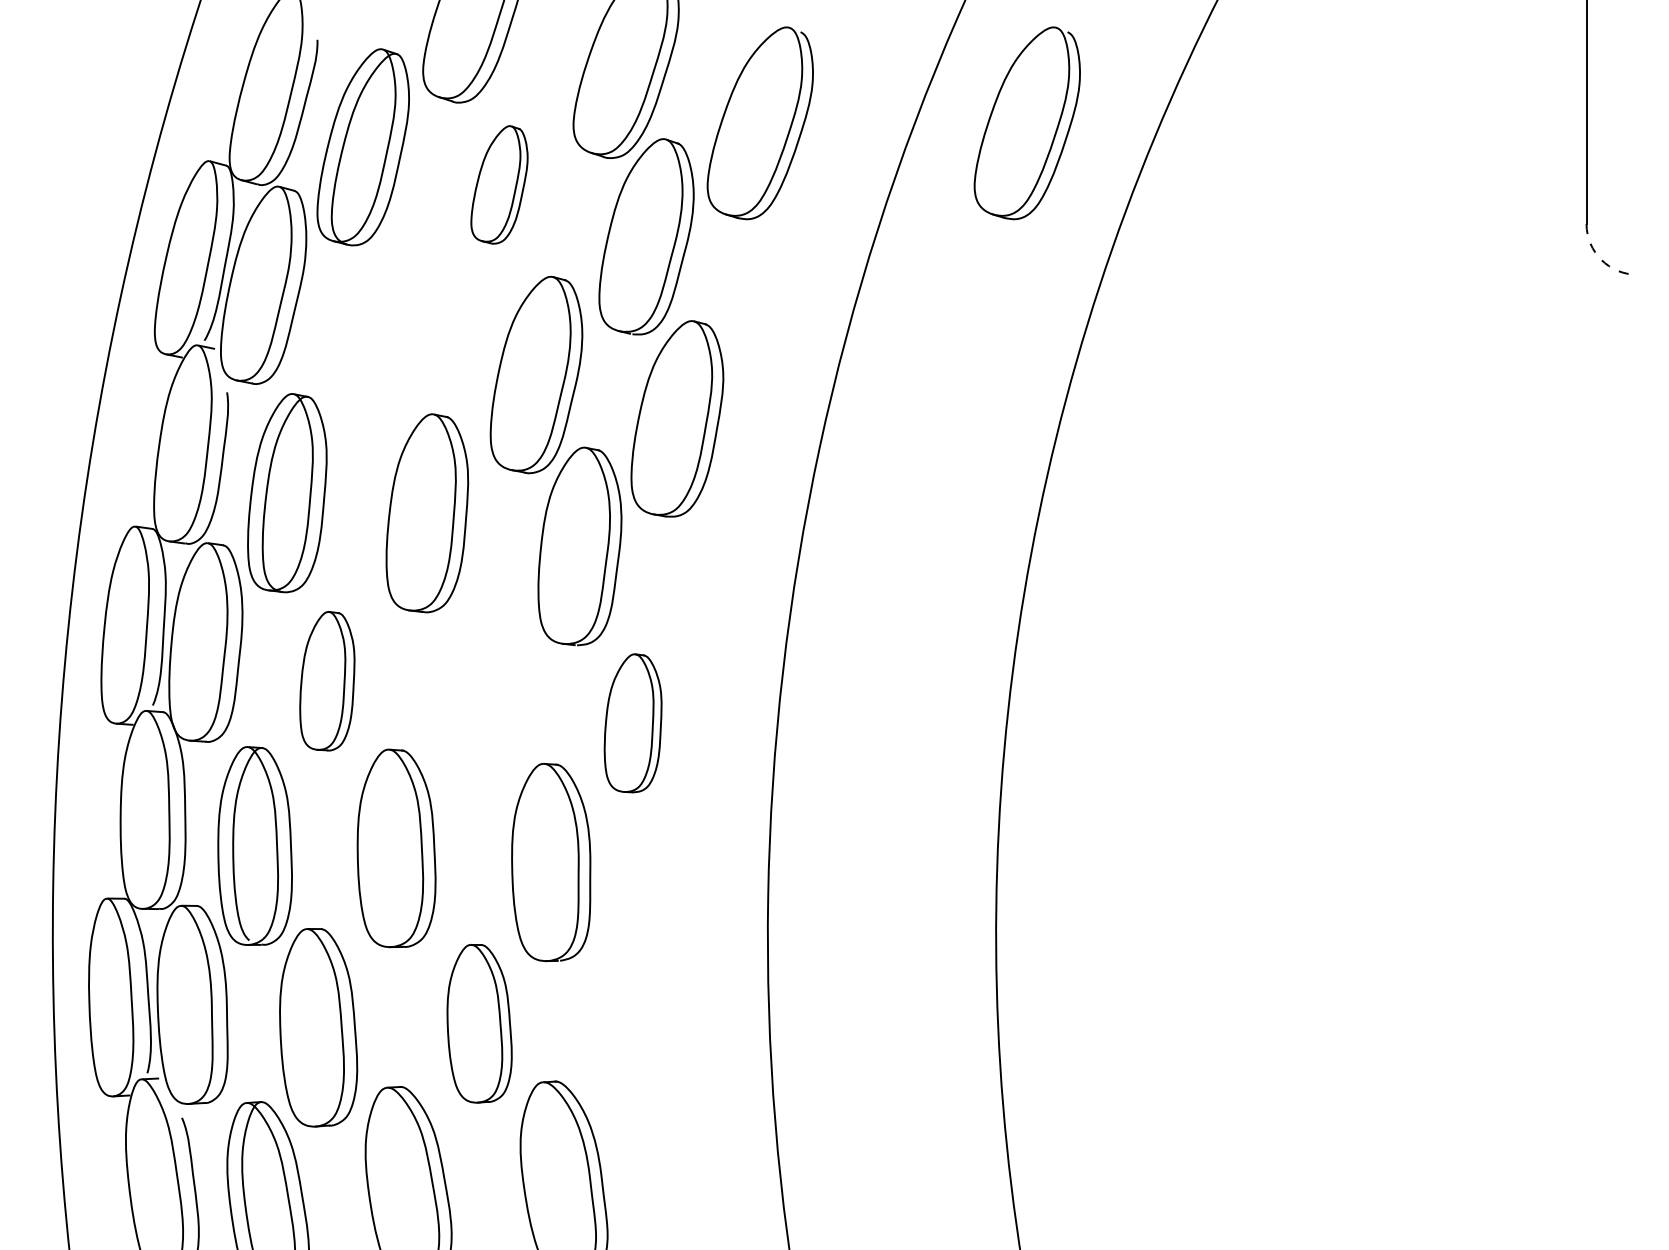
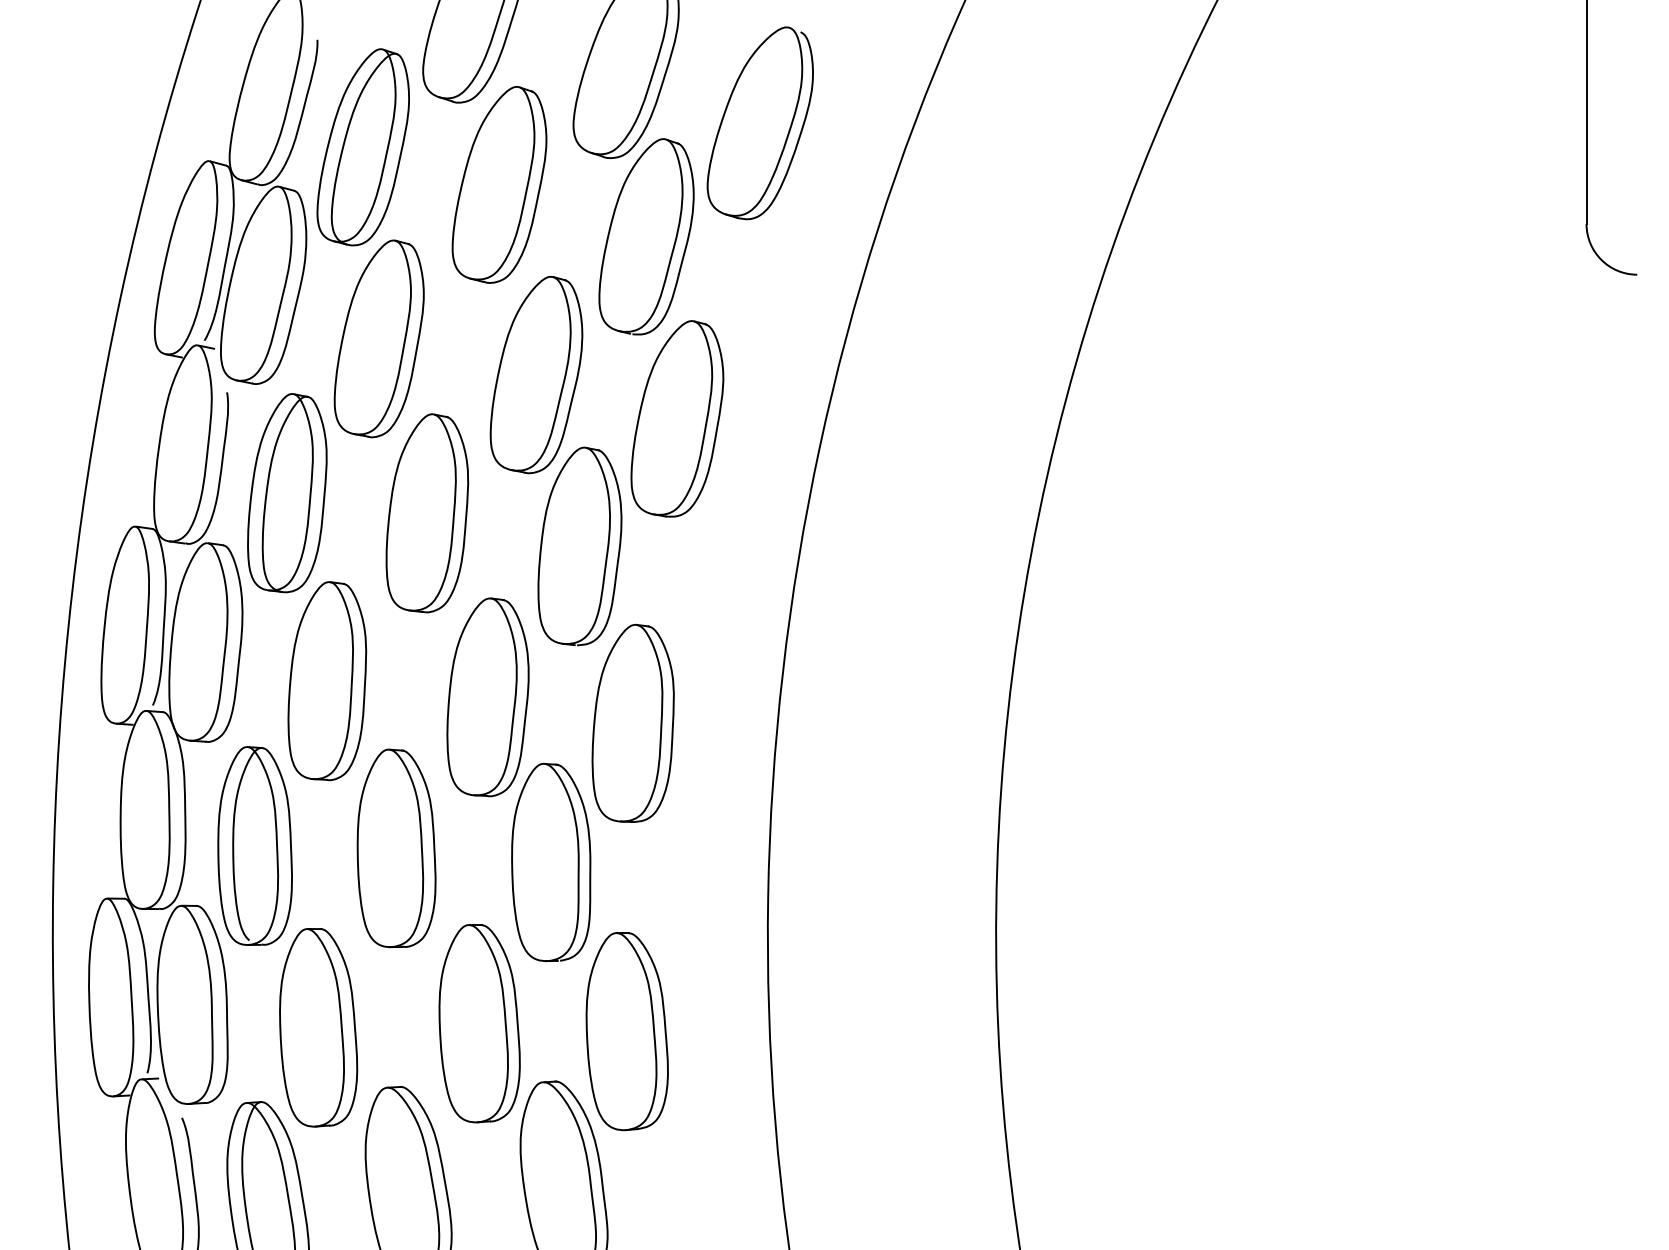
part: present -> none (1026, 123)
part size: 59x120 px -> 97x198 px (499, 184)
arc: dashed -> solid (1601, 259)
part: none -> present (378, 338)
part size: 57x141 px -> 81x201 px (327, 681)
part: none -> present (487, 697)
part size: 60x141 px -> 84x200 px (632, 722)
part size: 67x160 px -> 83x200 px (479, 1023)
part: none -> present (626, 1031)
